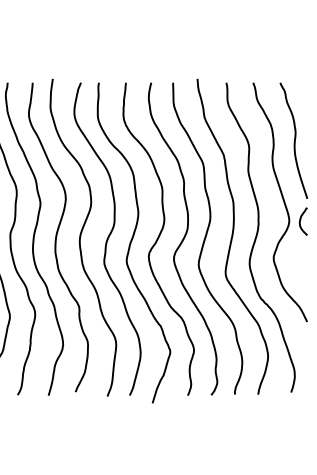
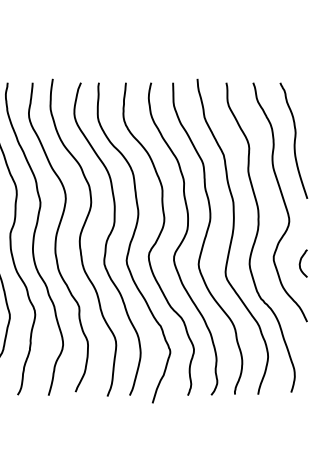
curve position: (300, 221) -> (300, 263) (300, 263)
